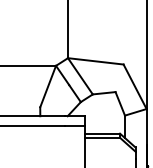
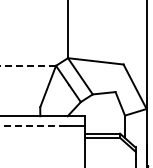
line: solid -> dashed (28, 65)
line: solid -> dashed (33, 125)
